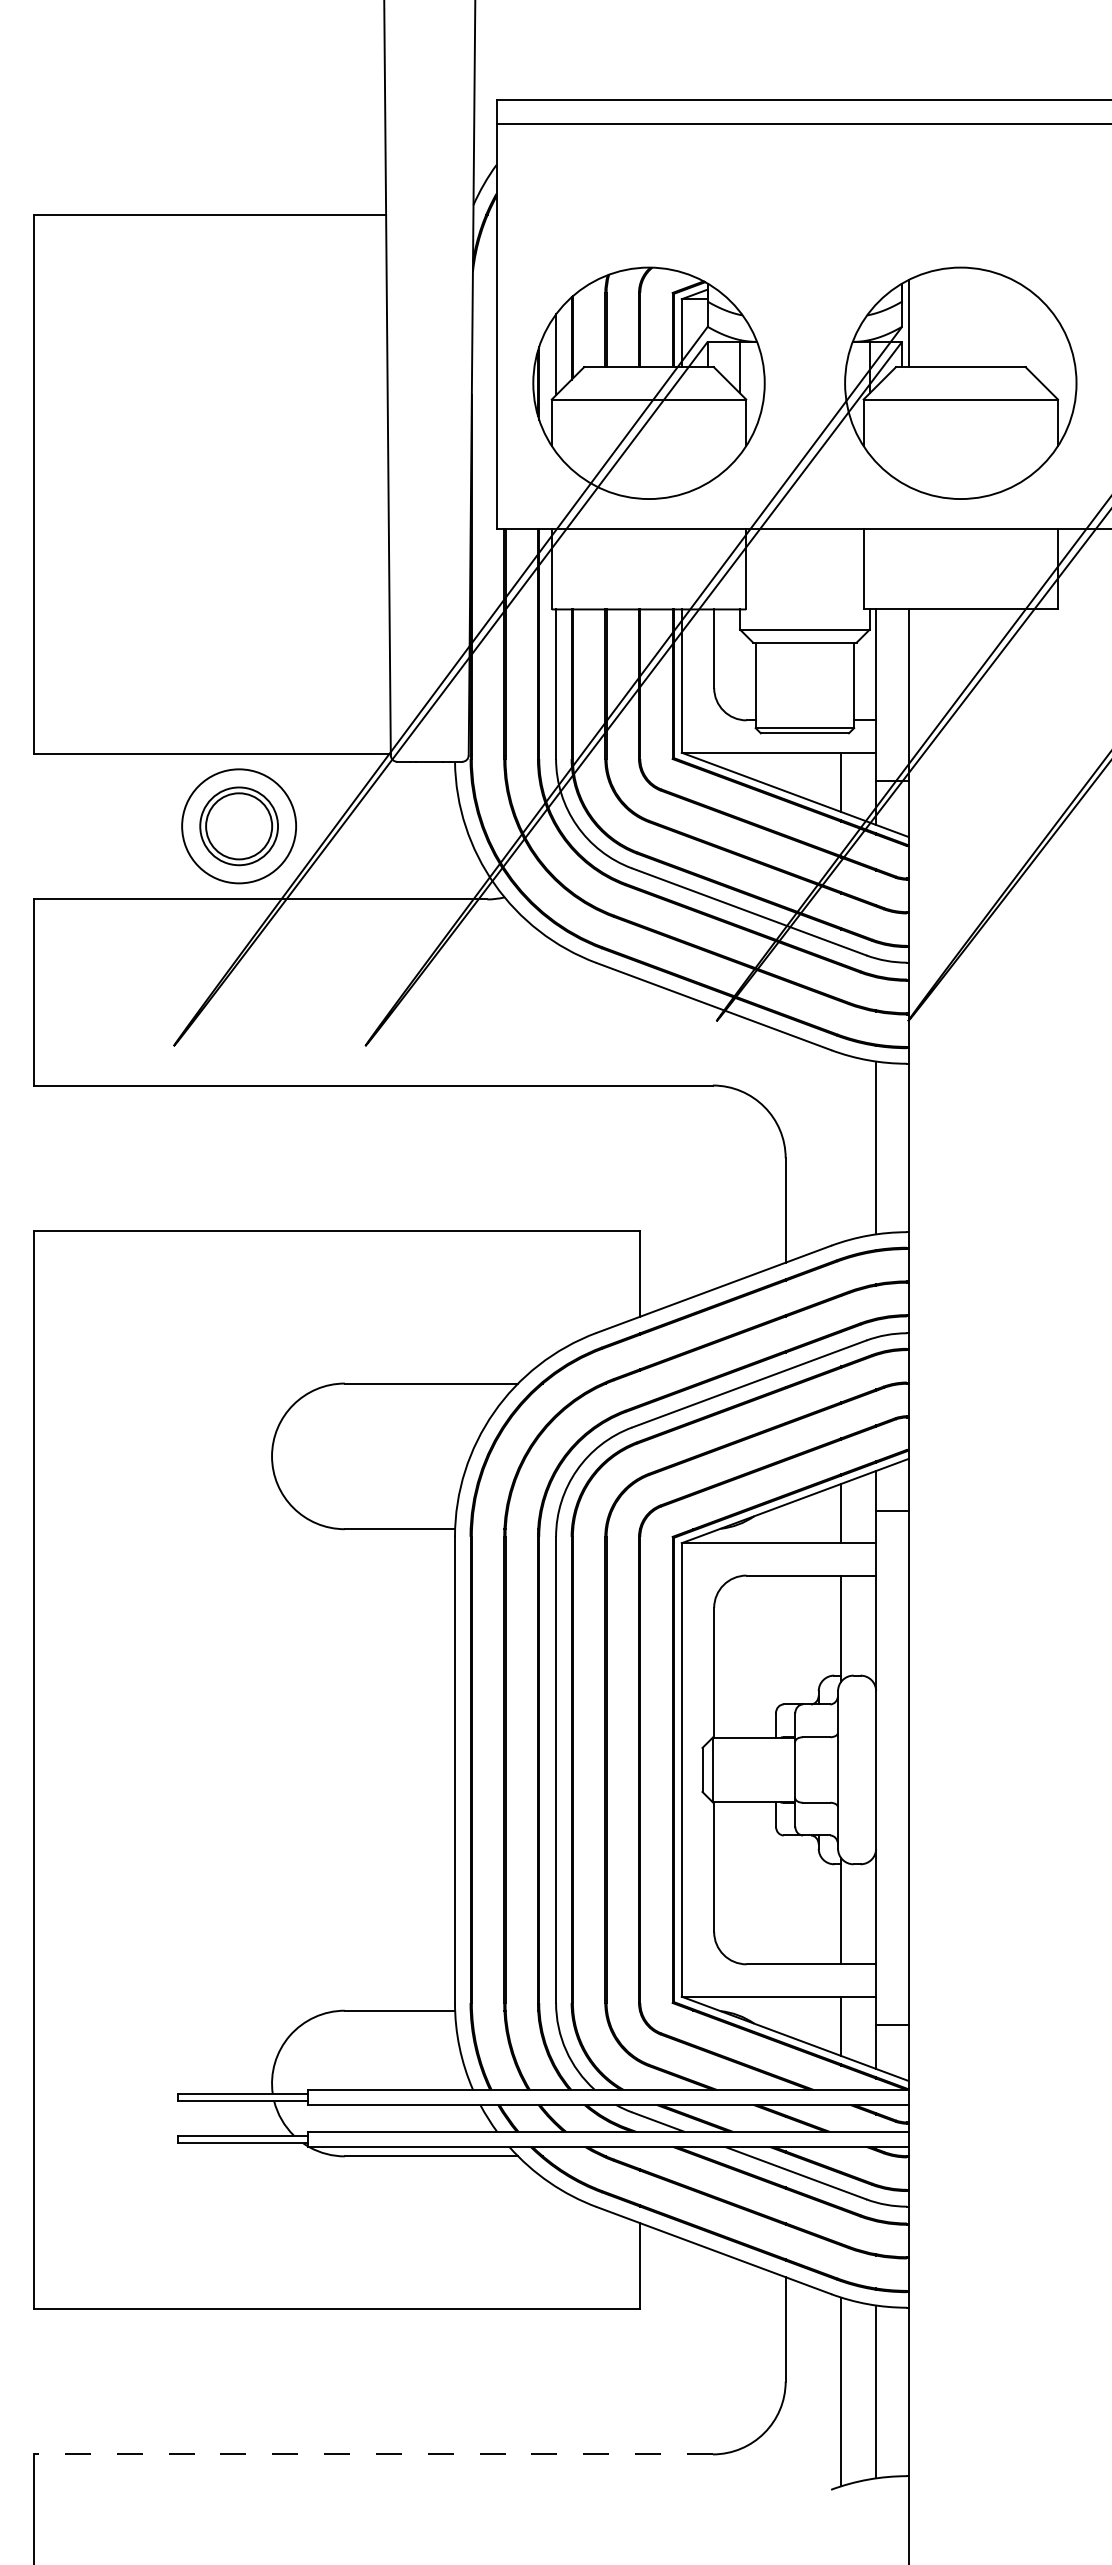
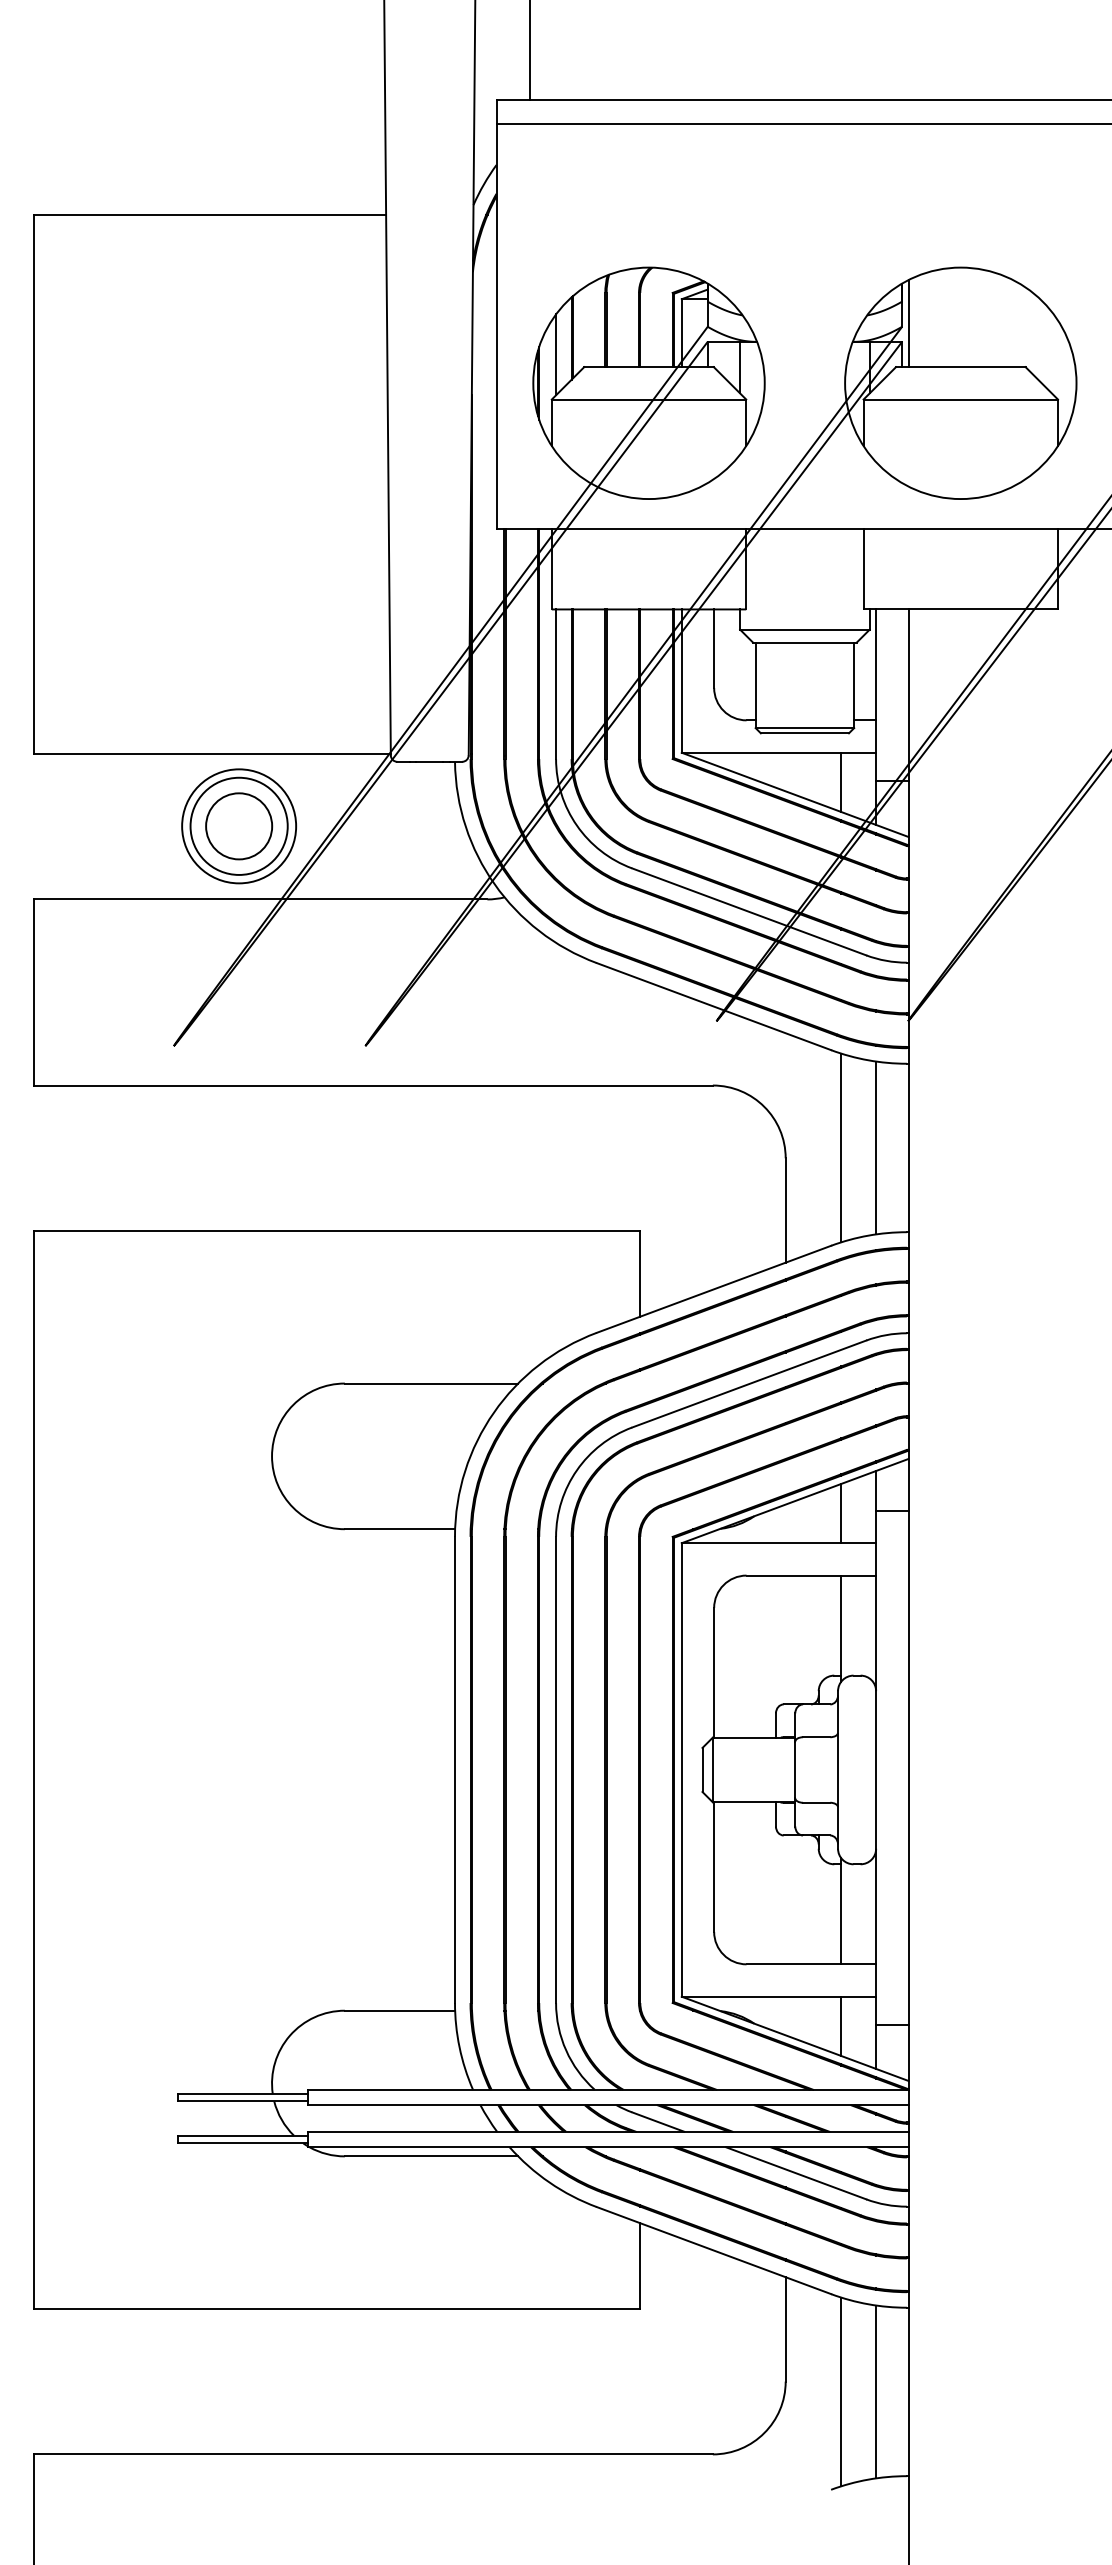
line: none -> present (529, 50)
circle diameter: 78 px -> 97 px (238, 825)
line: none -> present (841, 1147)
line: dashed -> solid (372, 2454)
